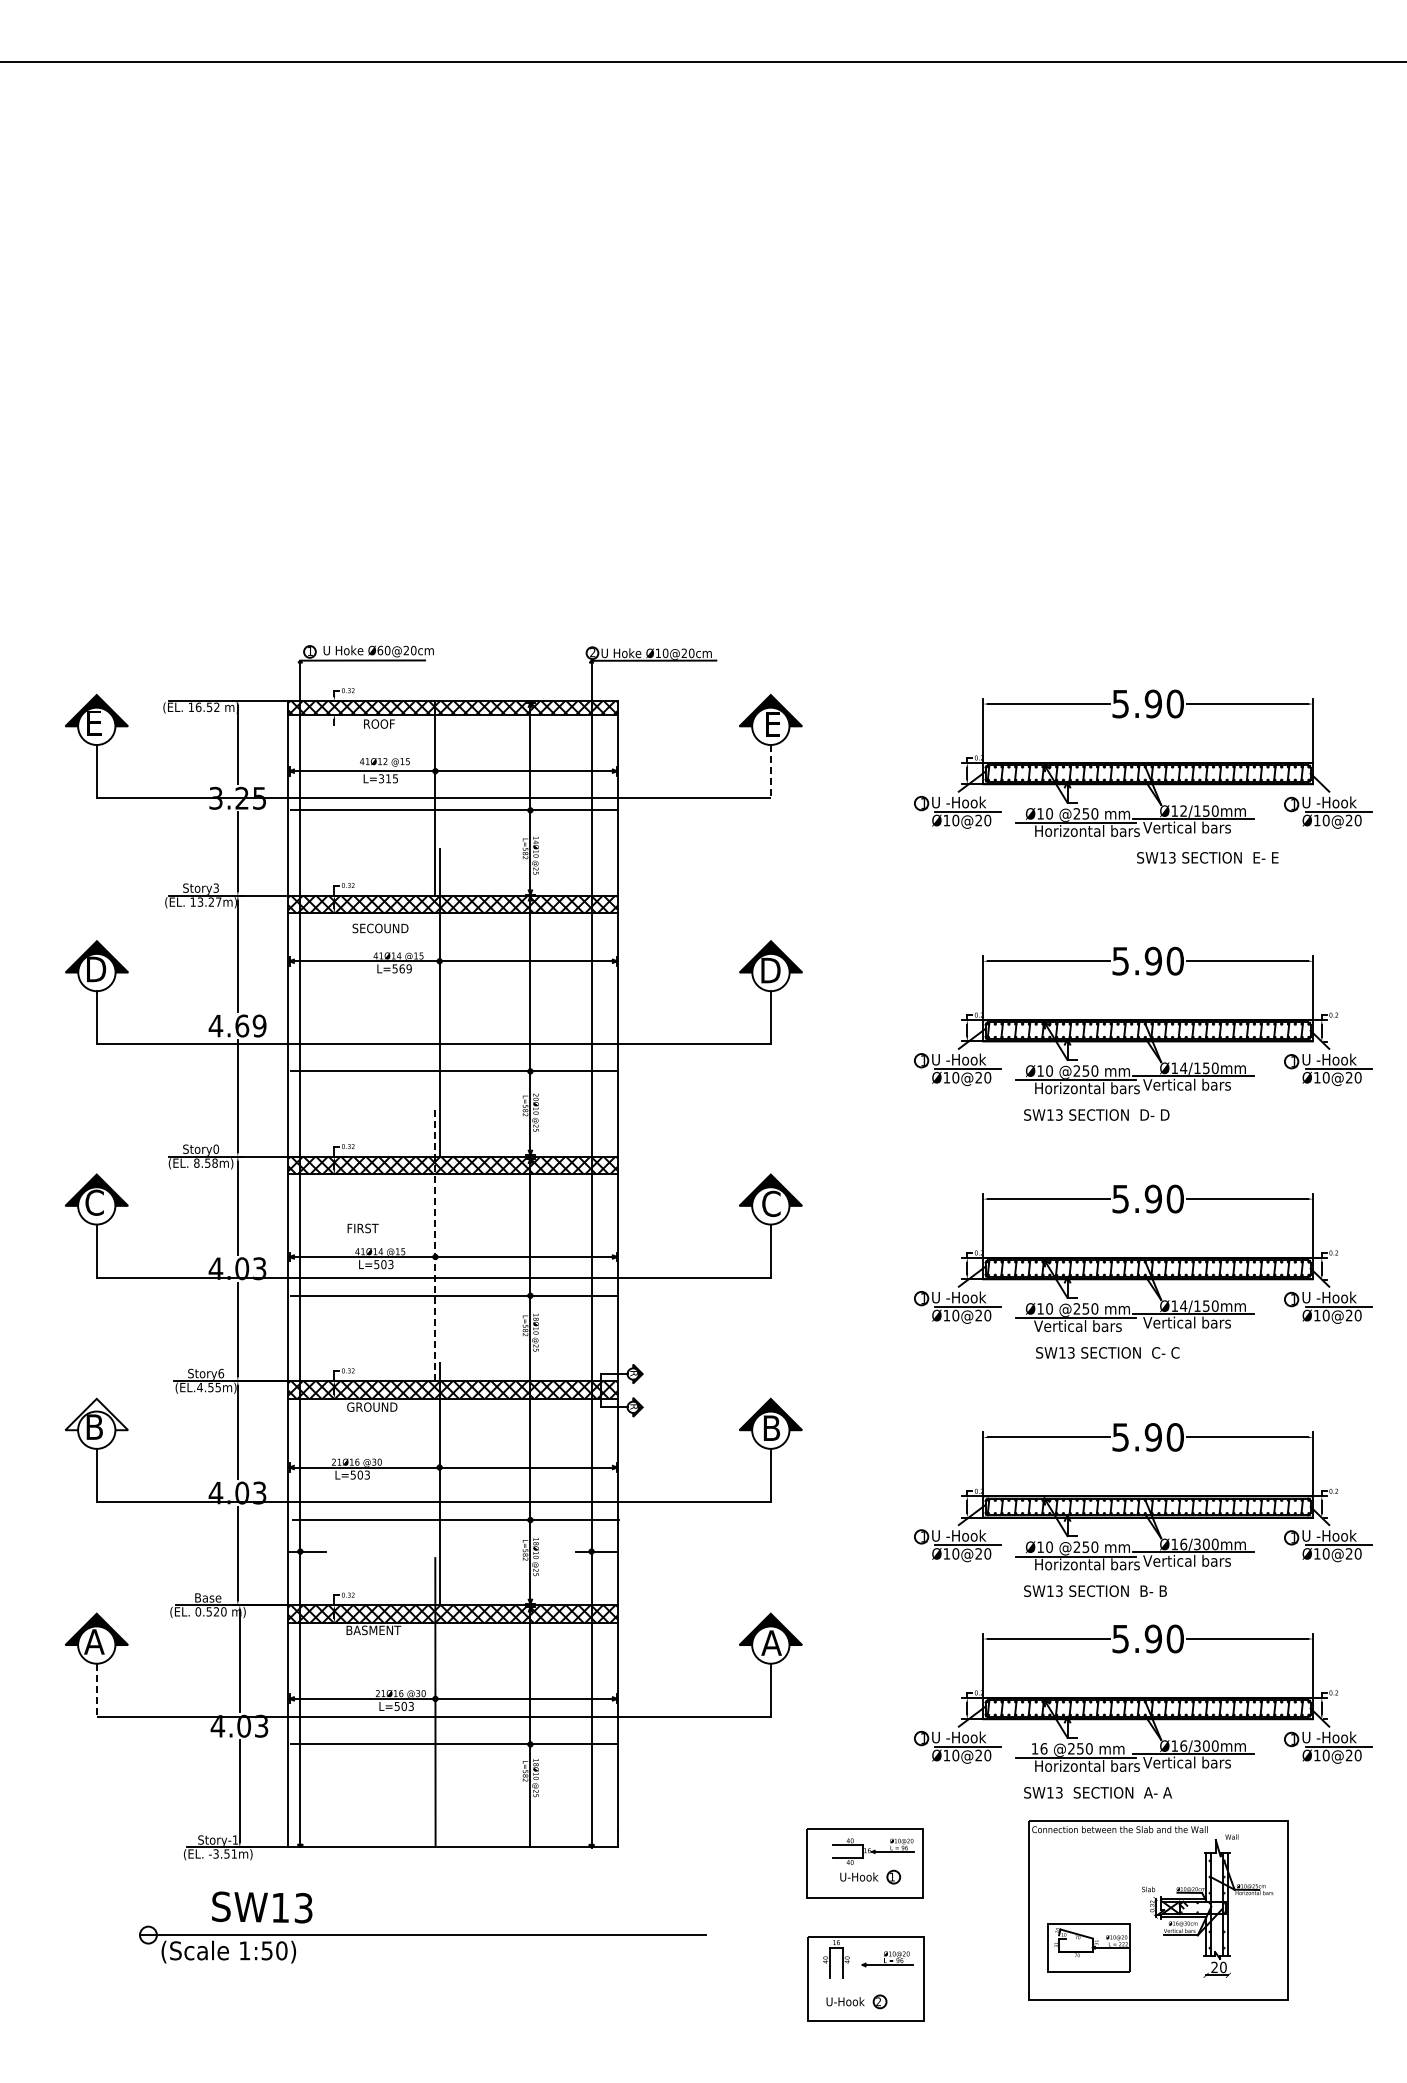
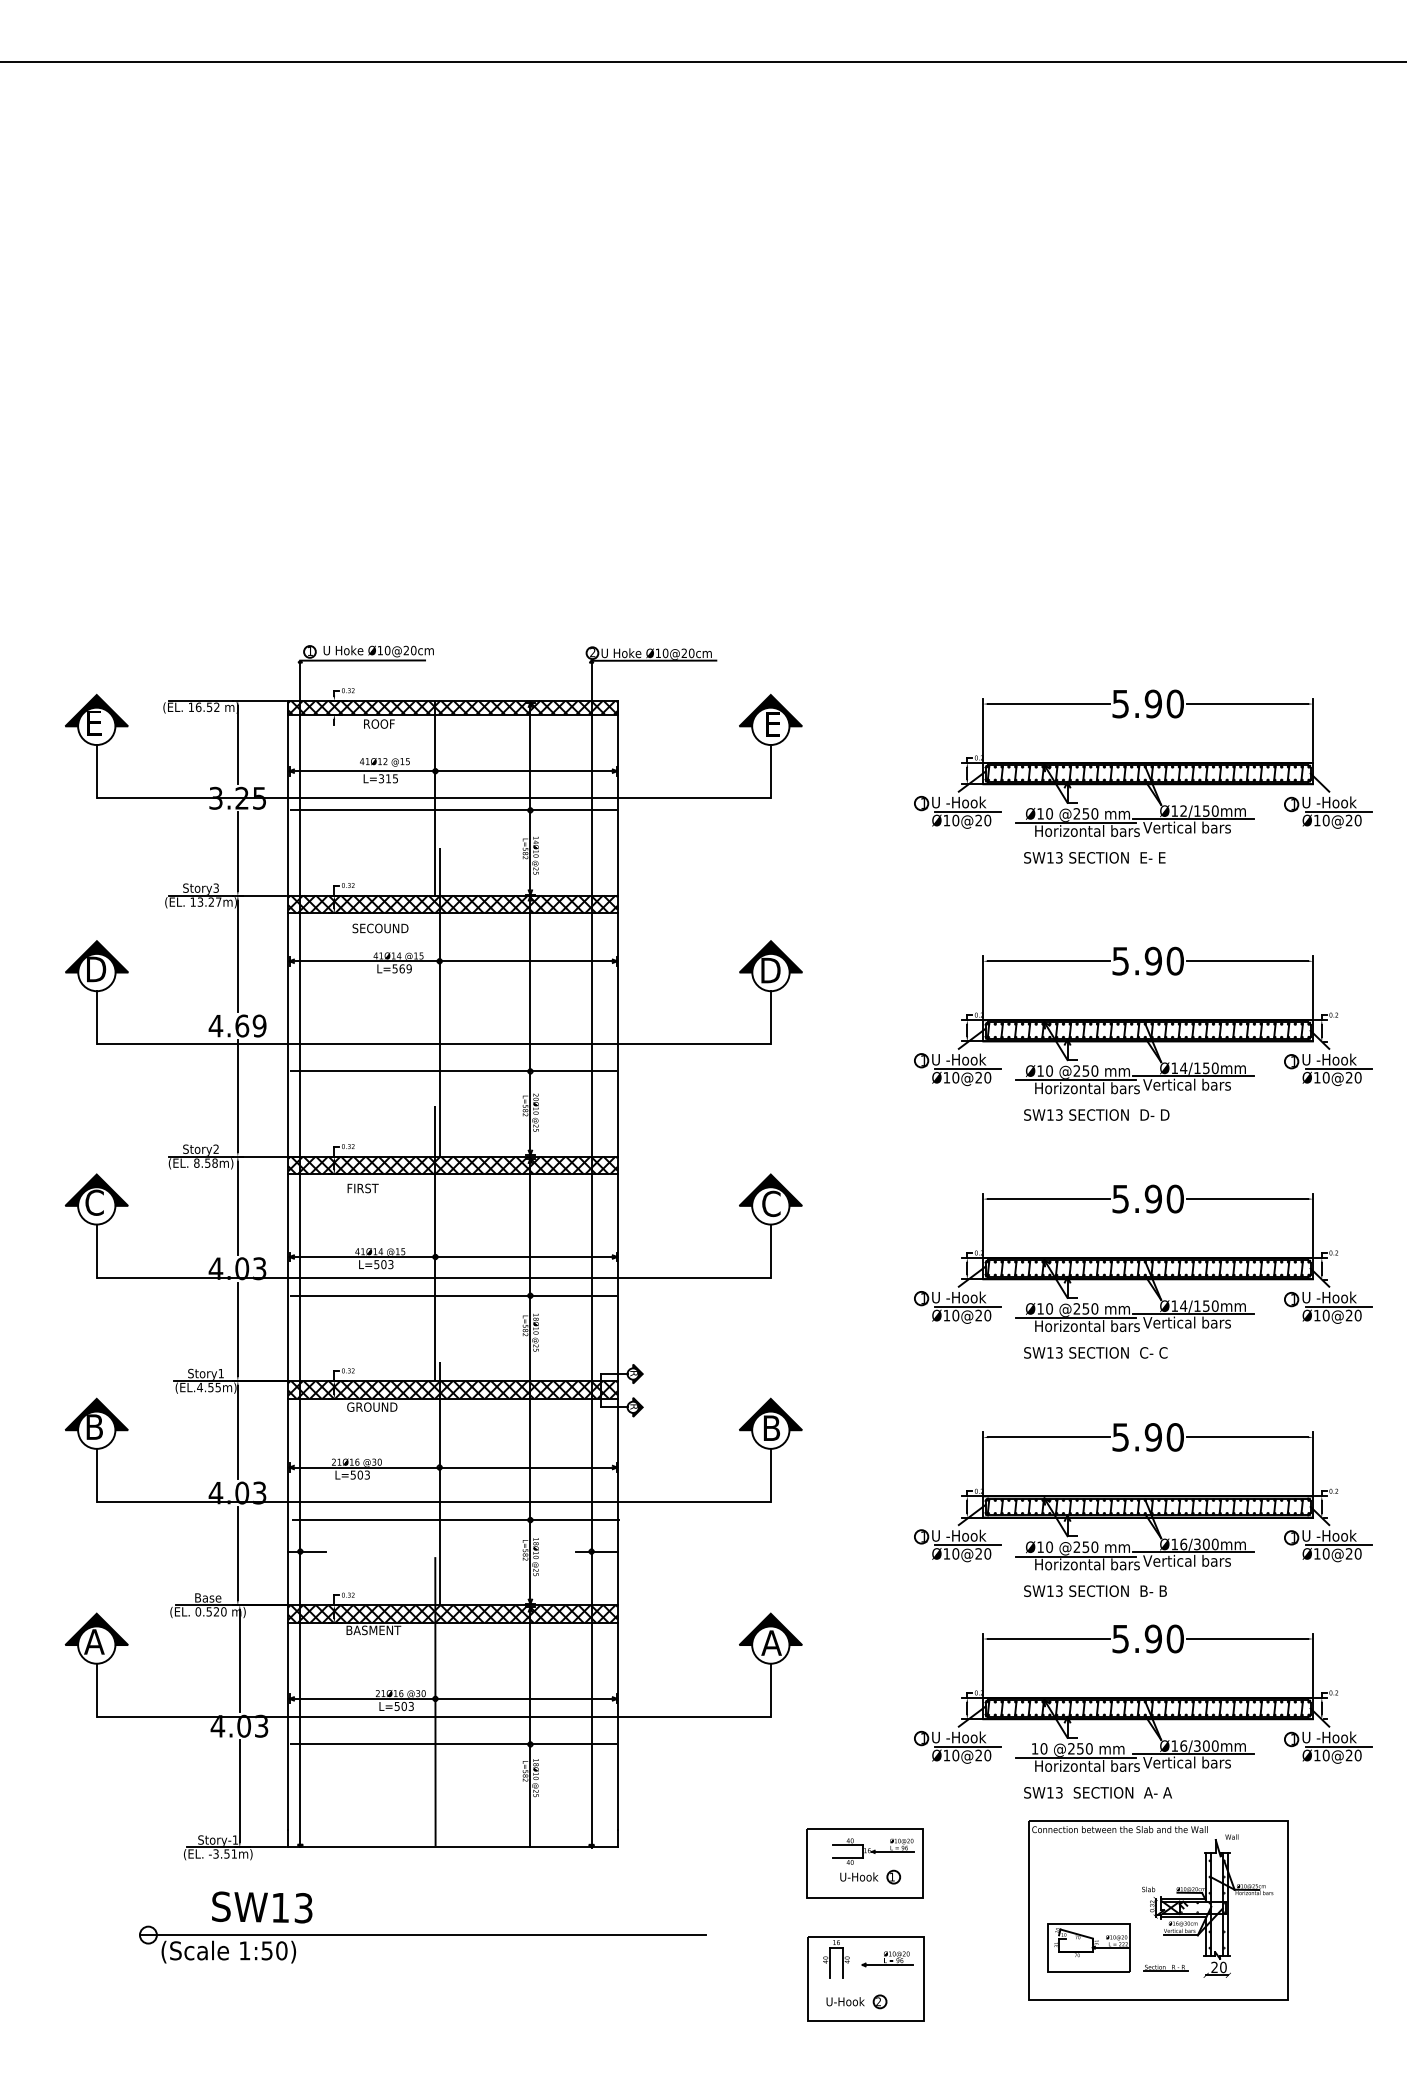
text: Ø60@20cm -> Ø10@20cm (380, 650)
line: dashed -> solid (770, 771)
text position: (1207, 857) -> (1094, 857) (1094, 857)
text: Story0 -> Story2 (216, 1148)
text position: (362, 1228) -> (362, 1188) (362, 1188)
line: dashed -> solid (435, 1242)
text: Vertical bars -> Horizontal bars (1086, 1326)
text position: (1107, 1352) -> (1095, 1352) (1095, 1352)
text: Story6 -> Story1 (221, 1373)
fill: none -> present (96, 1414)
line: dashed -> solid (96, 1690)
text: 16 -> 10 (1043, 1748)
part: none -> present (1165, 1967)
